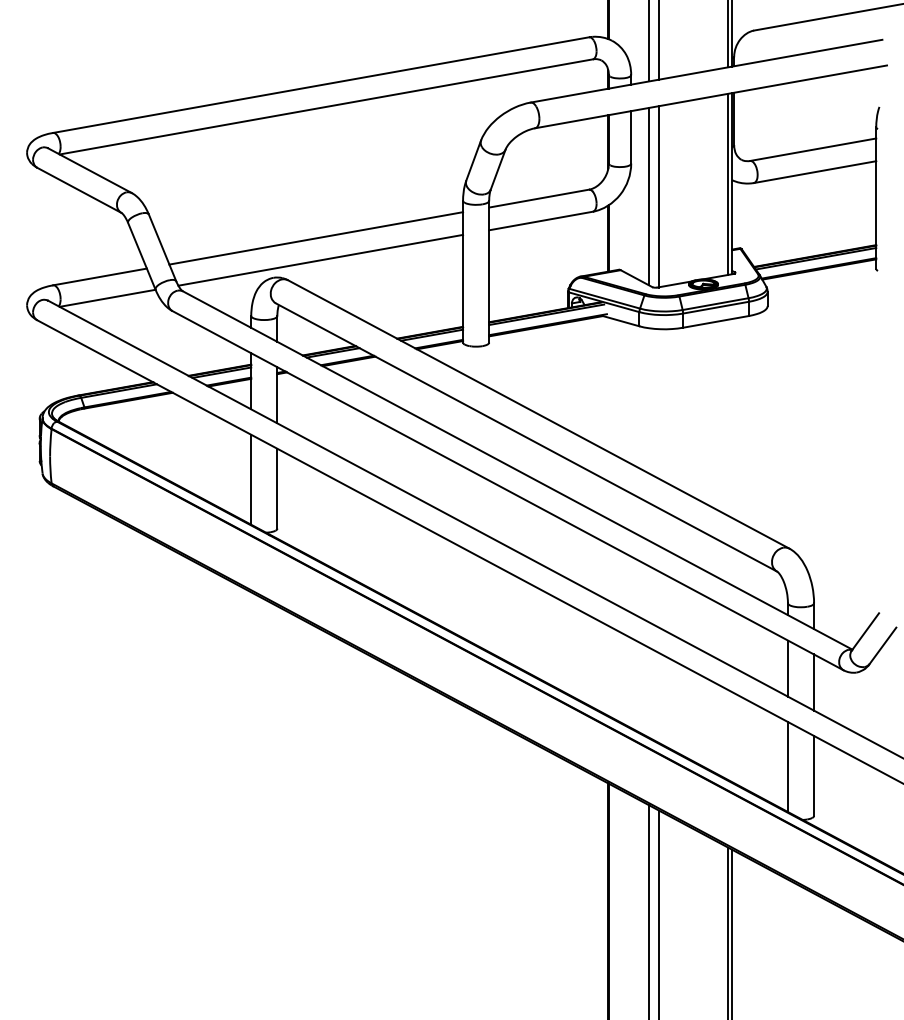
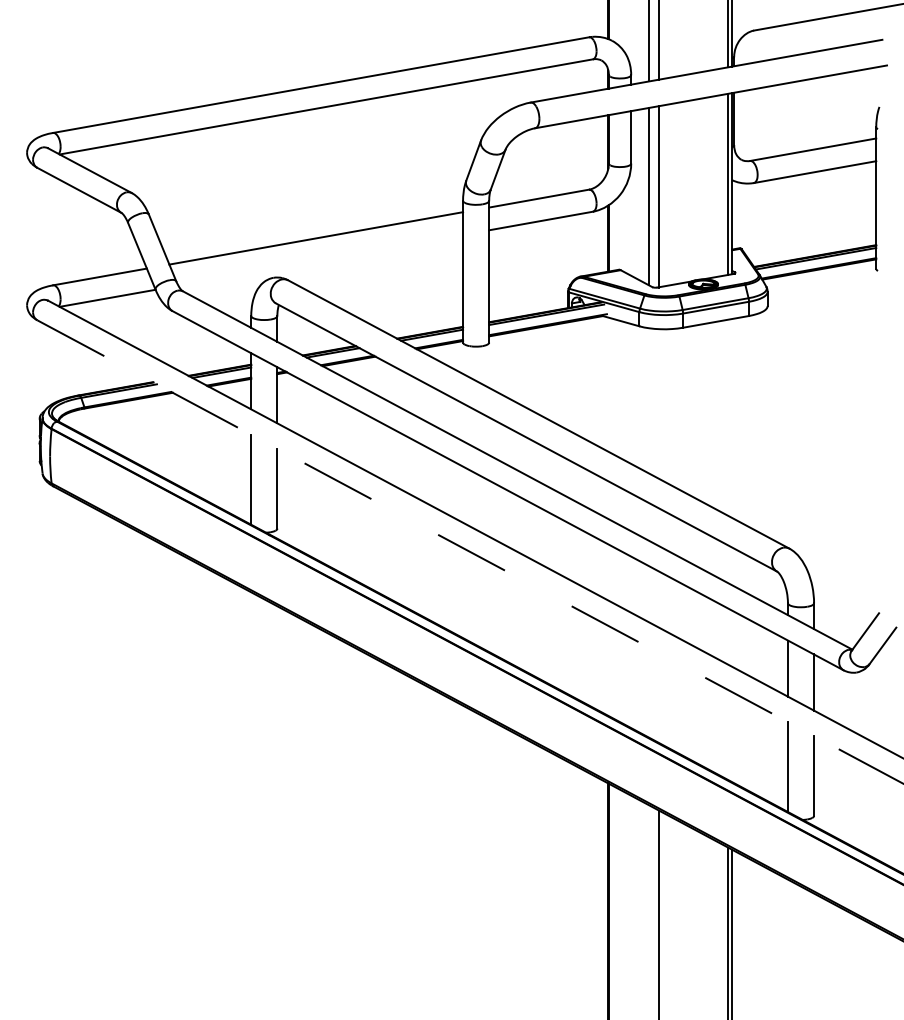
line: present -> none (320, 259)
line: solid -> dashed (471, 552)
line: present -> none (649, 910)
